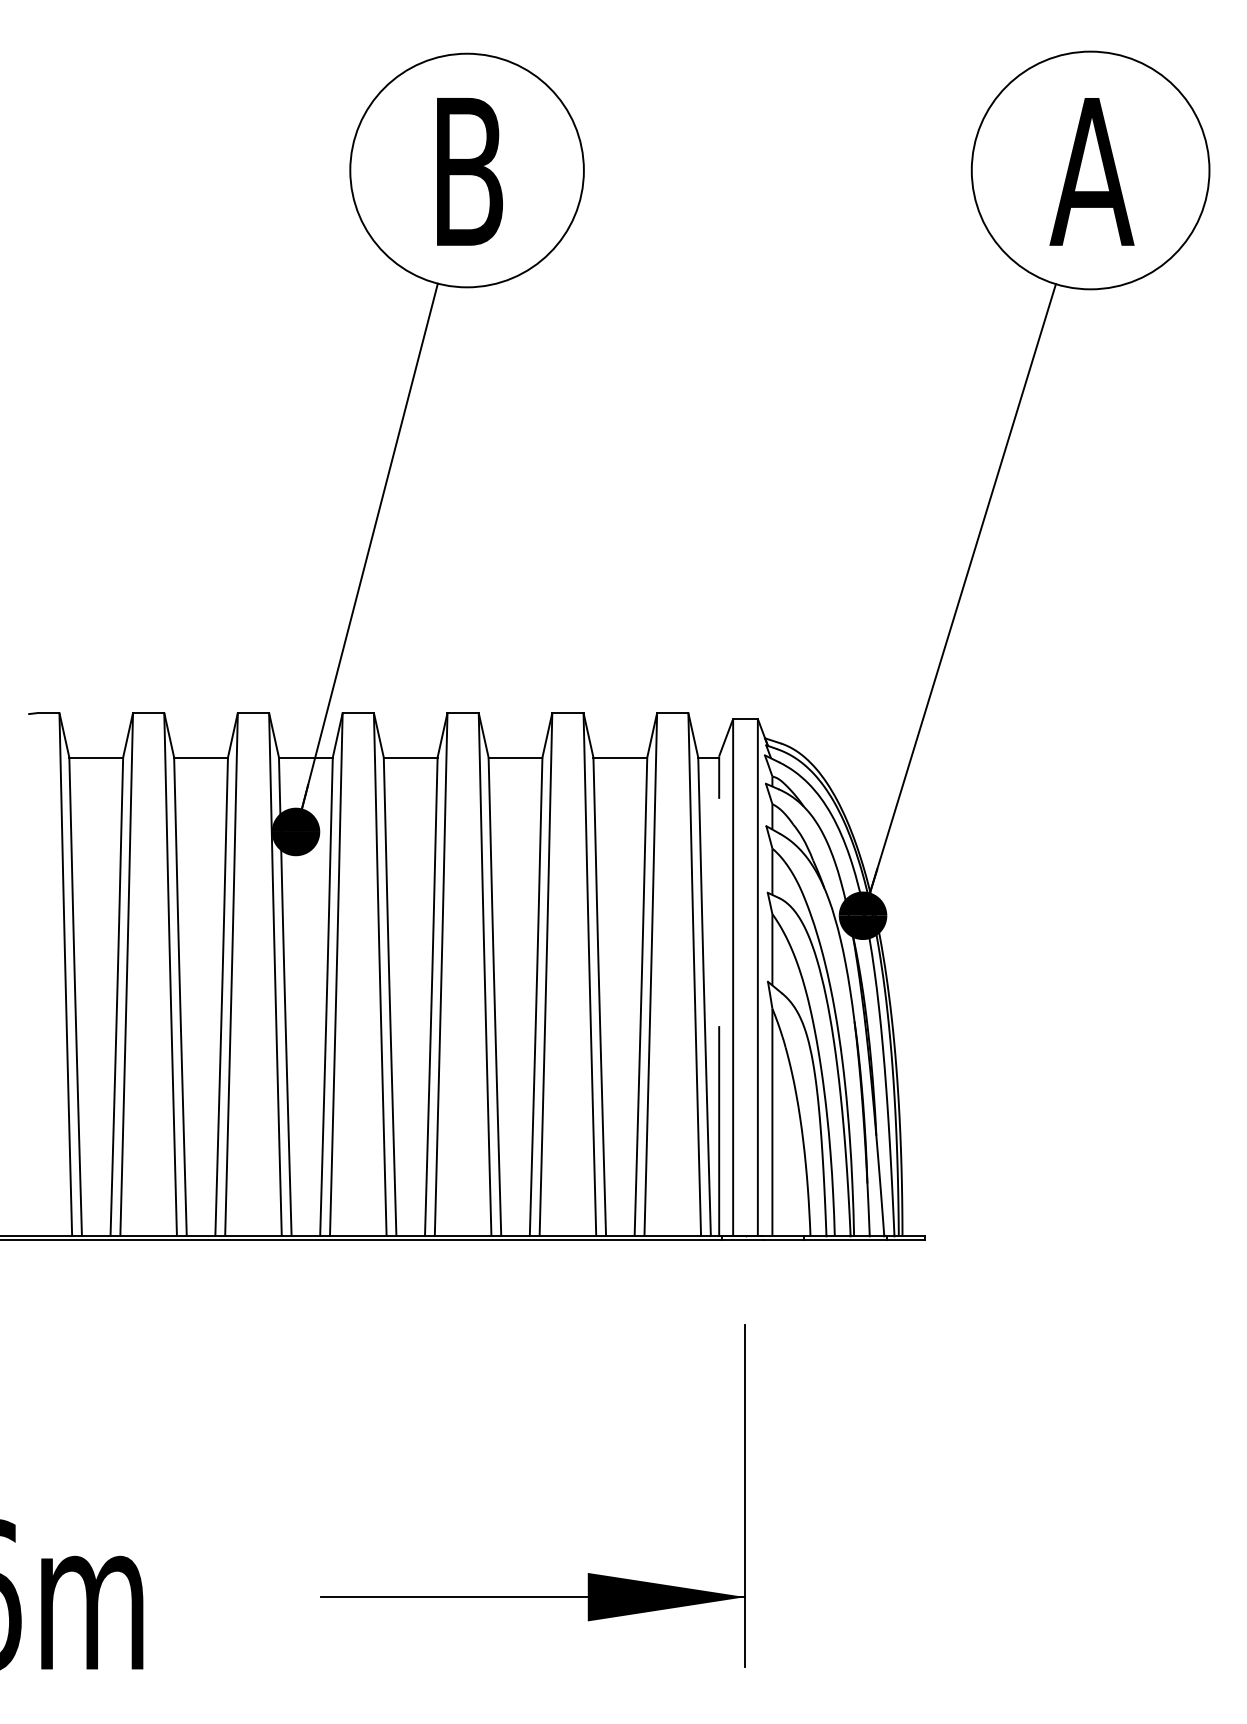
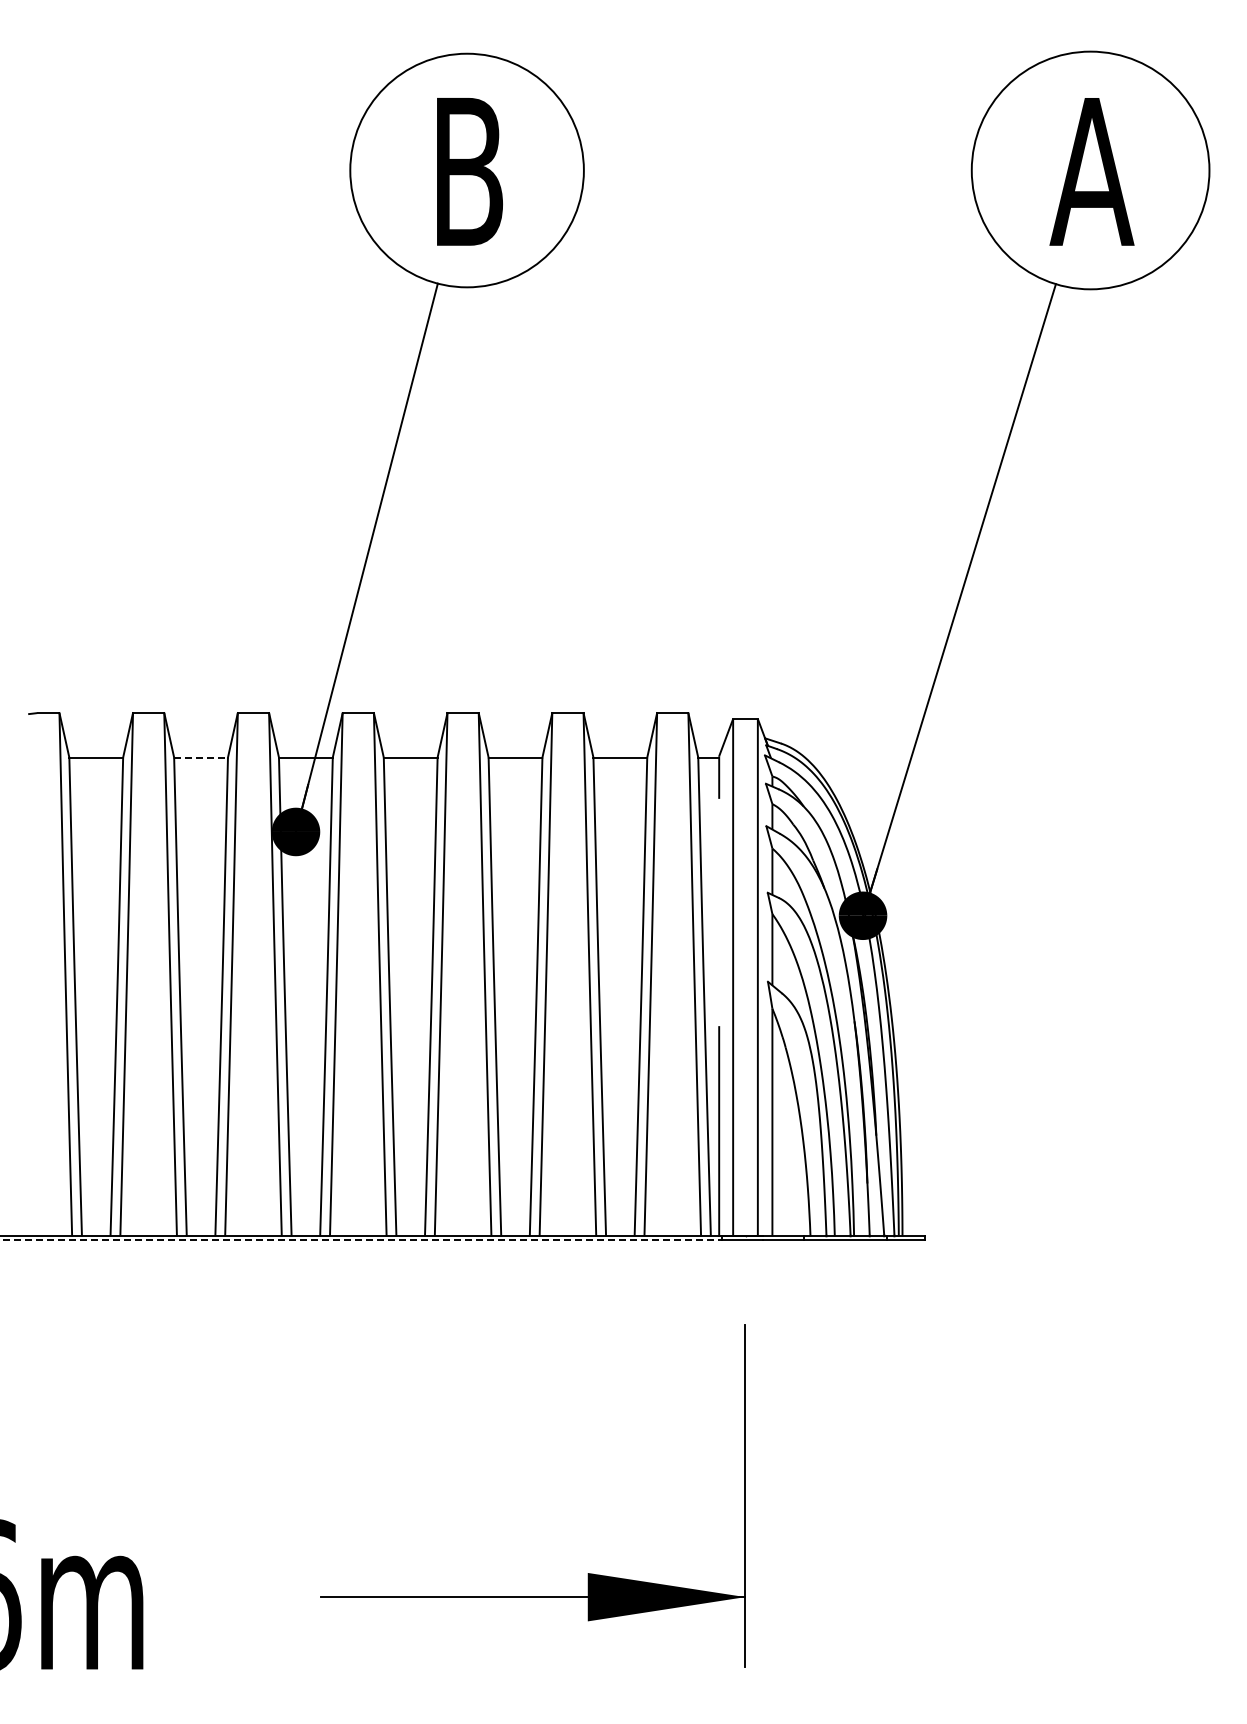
line: solid -> dashed (201, 757)
line: solid -> dashed (361, 1240)
